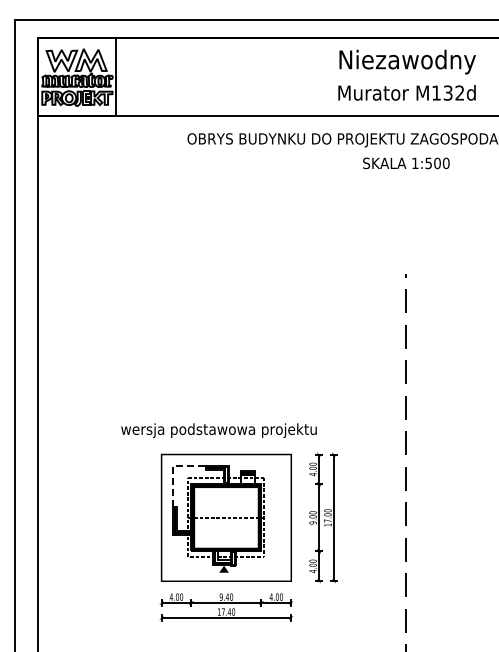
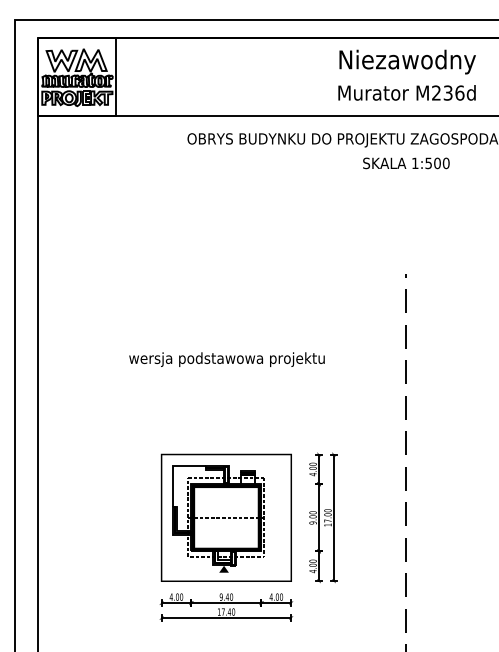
text: M132d -> M236d (448, 92)
text position: (218, 430) -> (226, 359) (226, 359)
line: dashed -> solid (172, 469)
